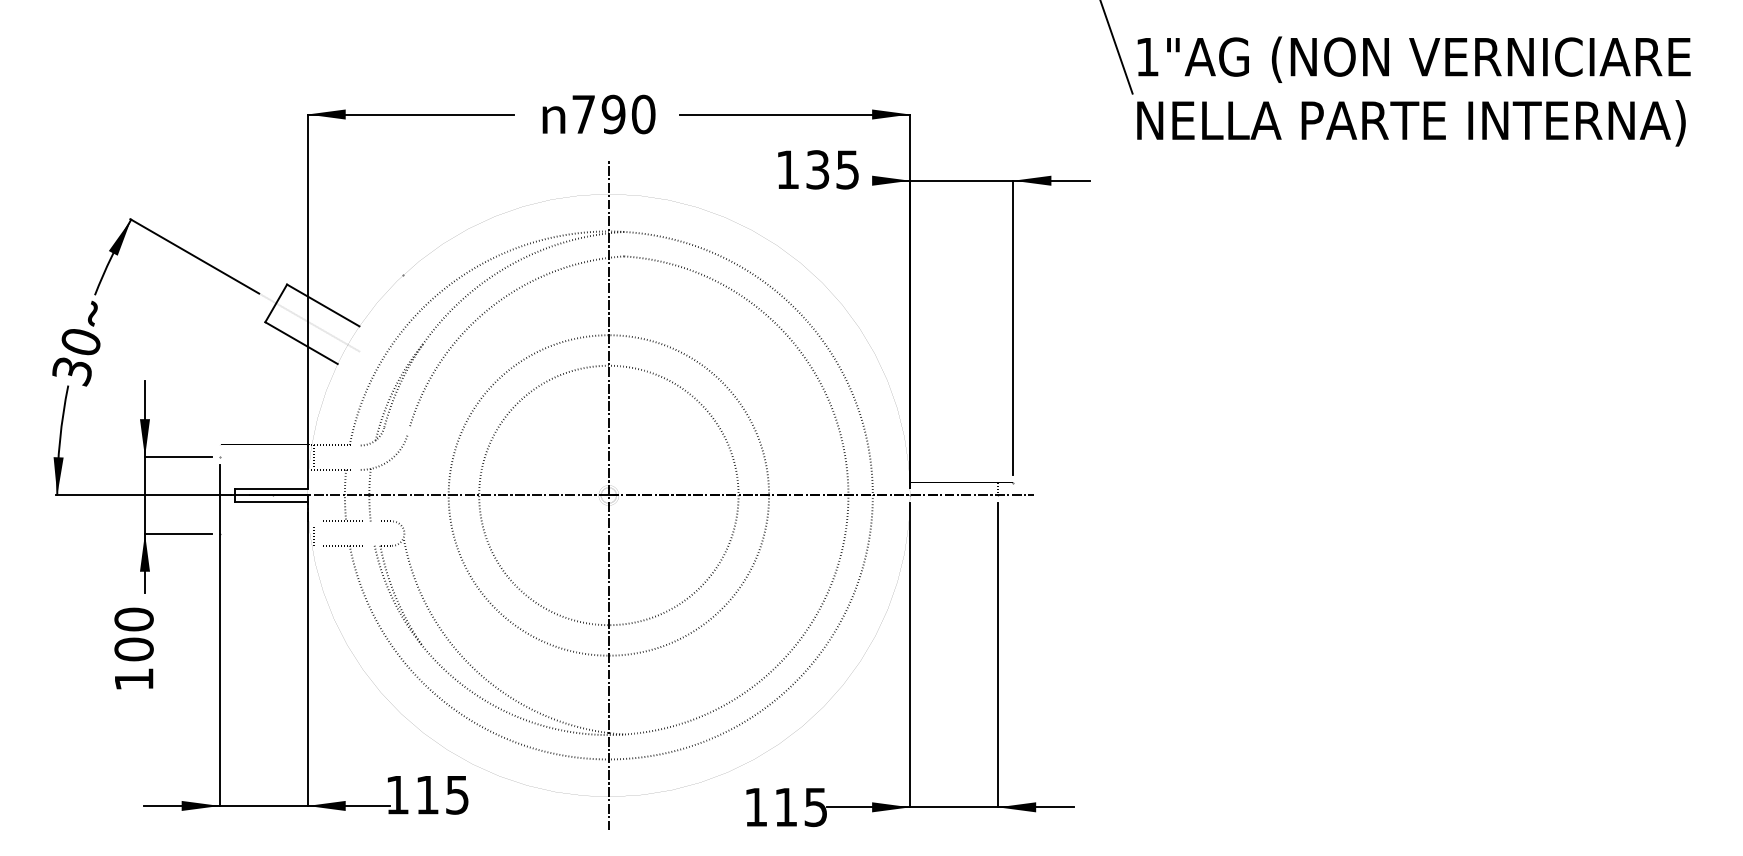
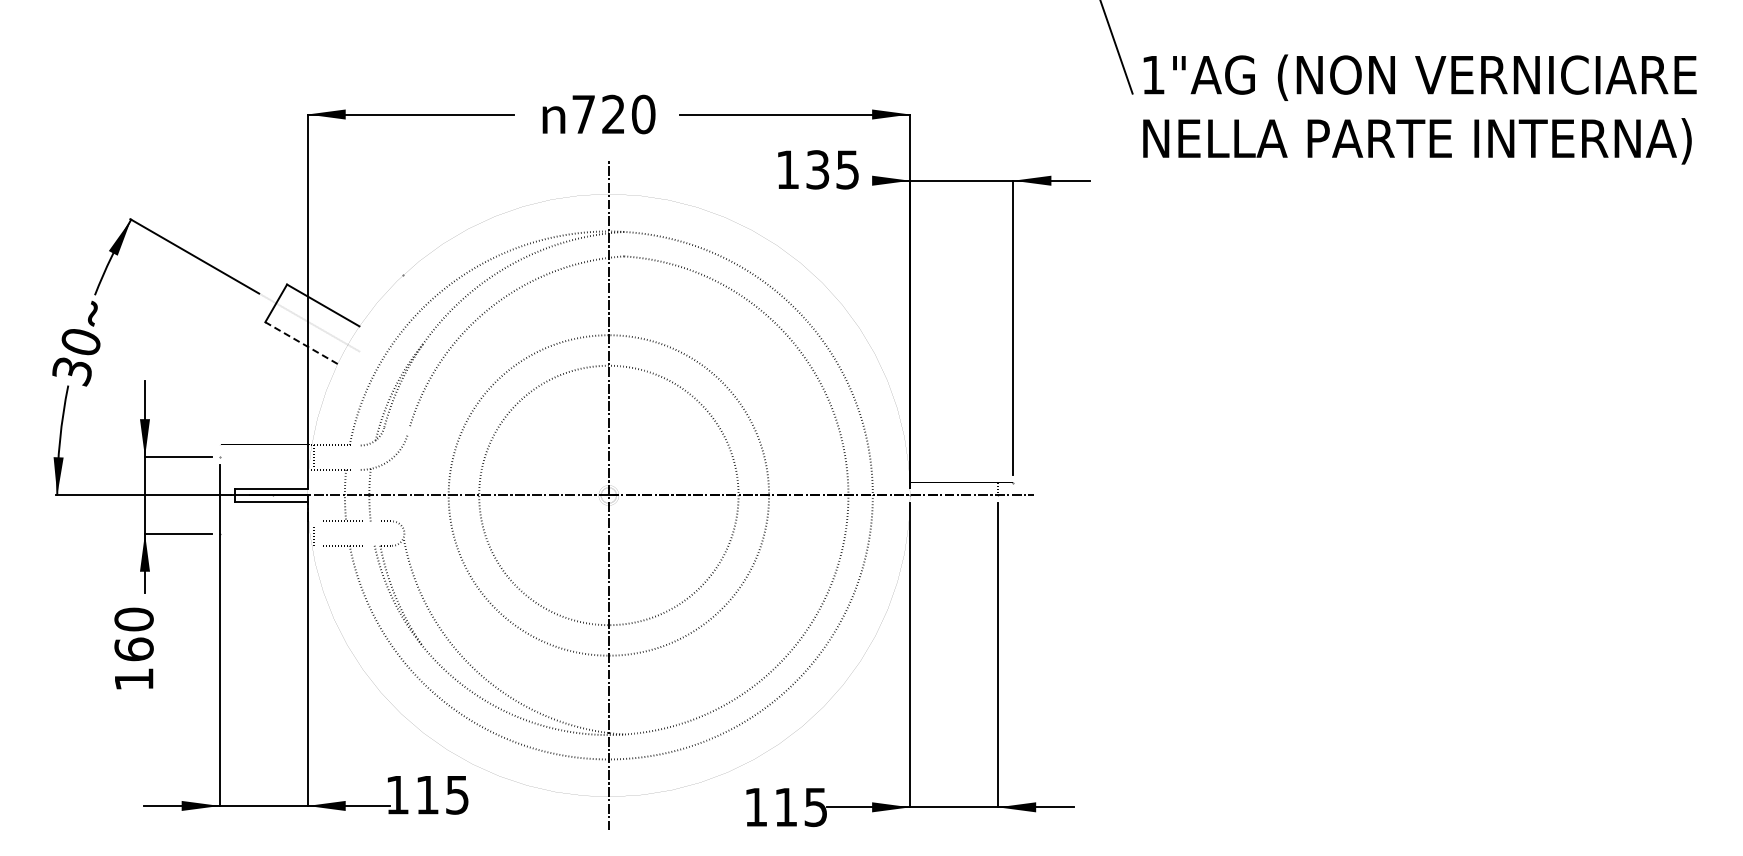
text position: (1413, 91) -> (1419, 109) (1419, 109)
text: 790 -> 720 (613, 114)
line: solid -> dashed (301, 343)
text: 100 -> 160 (133, 649)
